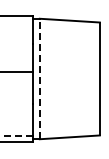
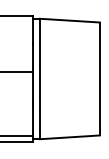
line: dashed -> solid (39, 78)
line: dashed -> solid (16, 135)
